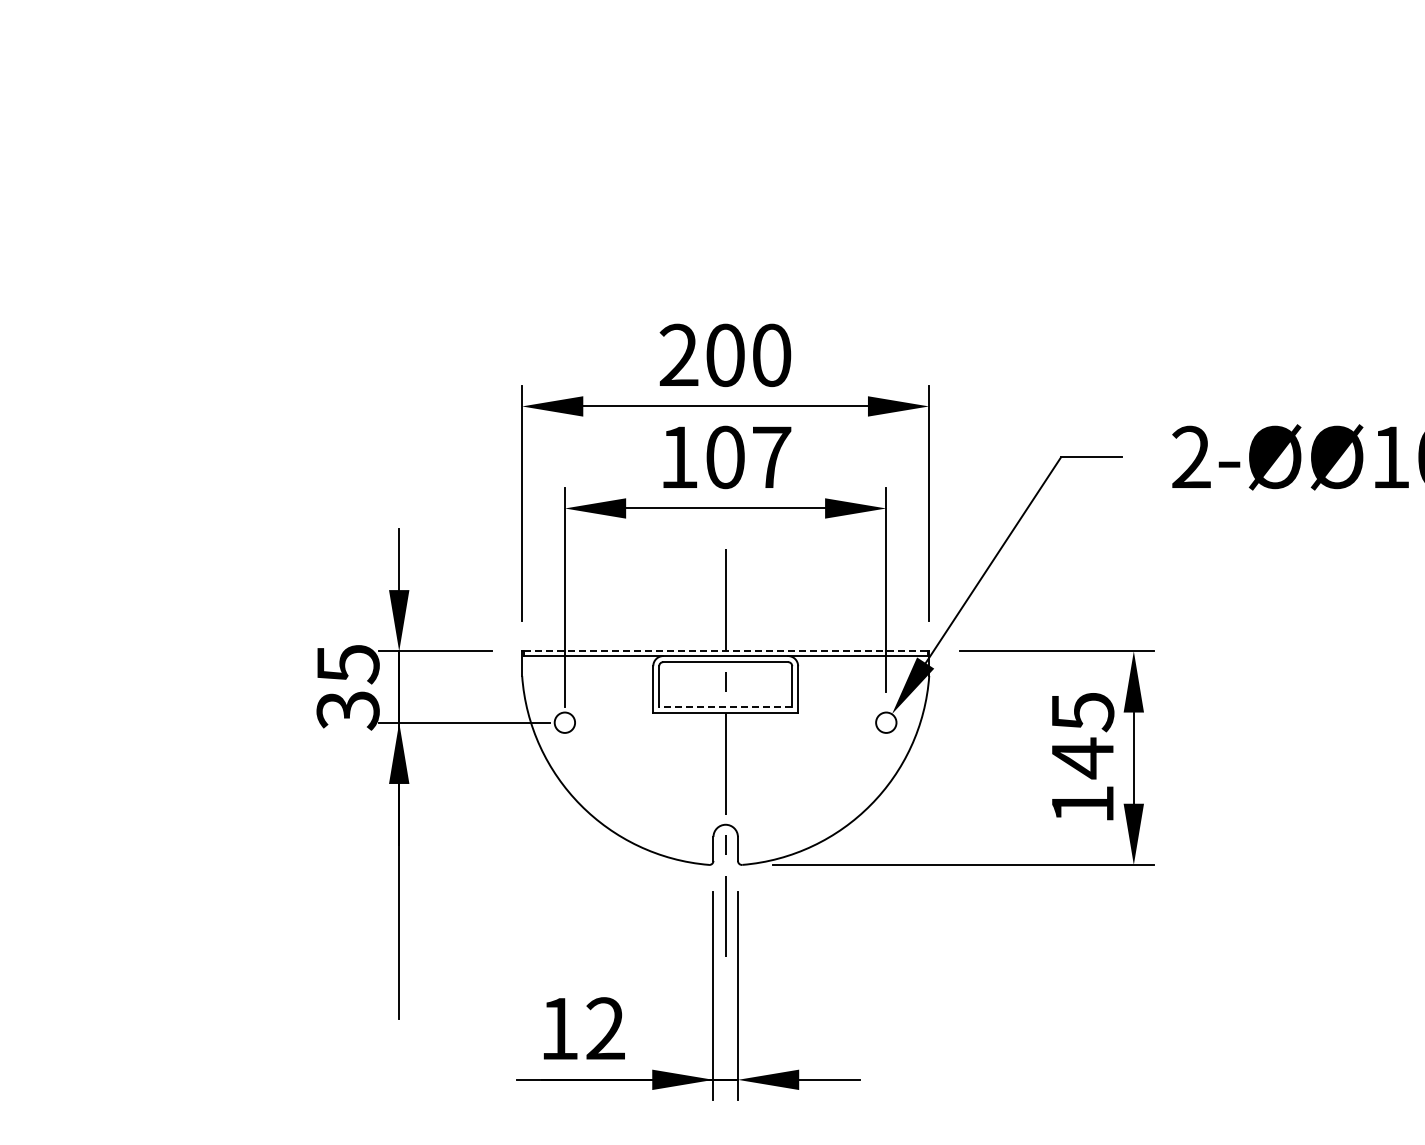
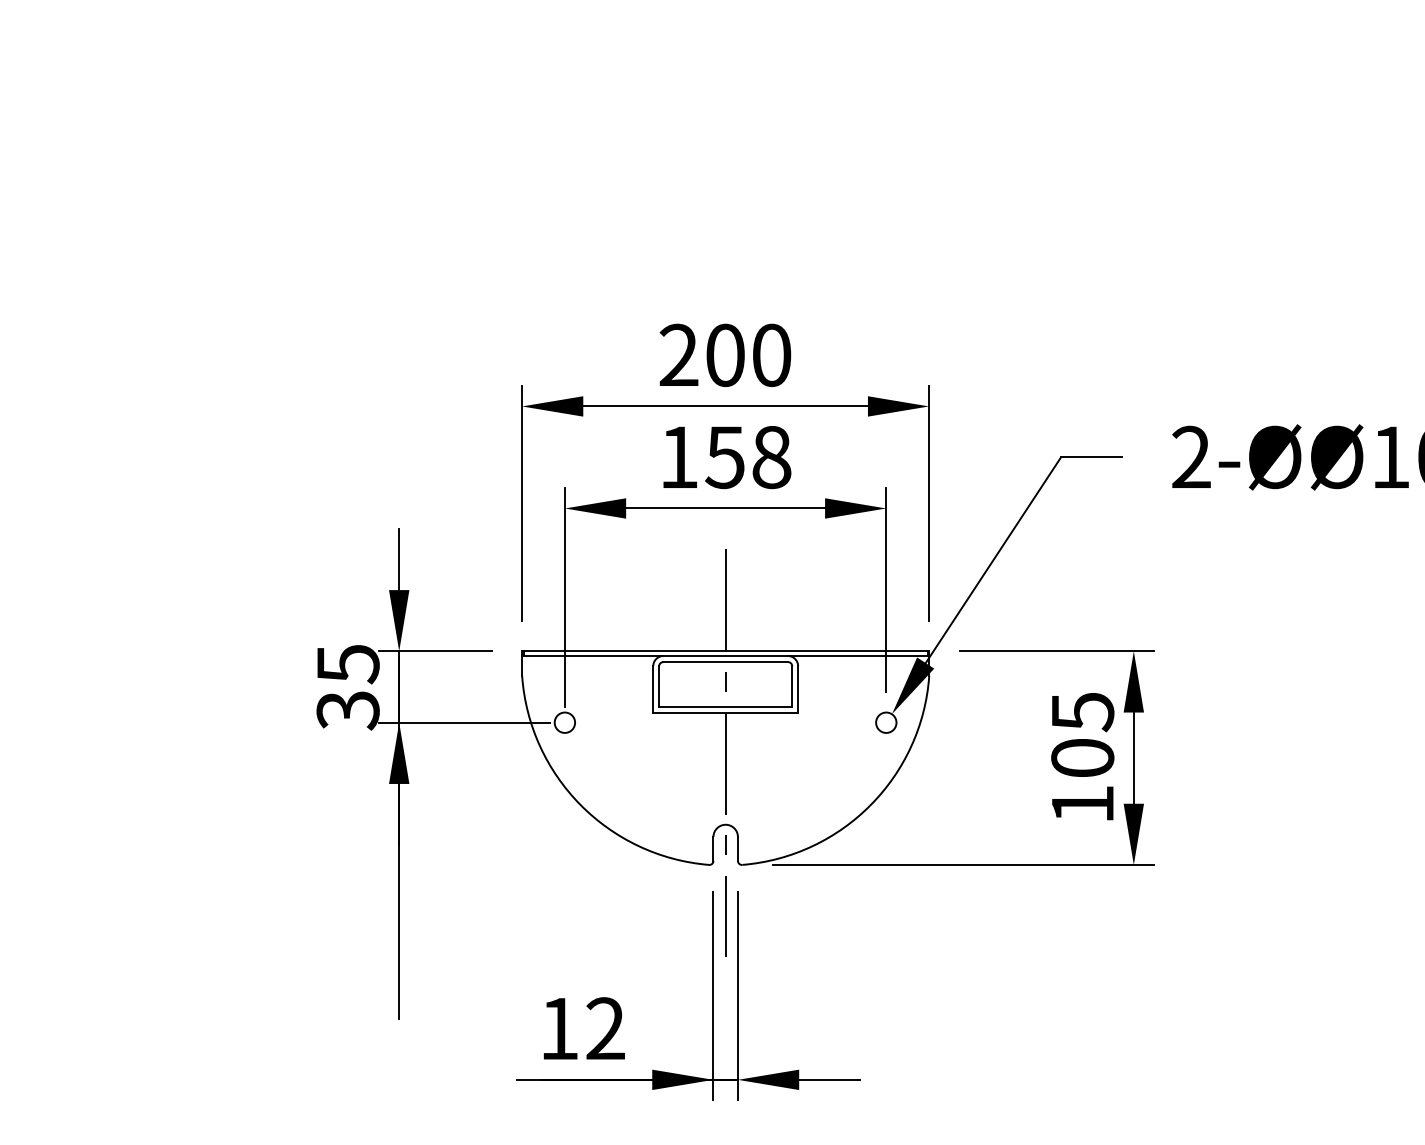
text: 107 -> 158 (748, 457)
line: dashed -> solid (726, 651)
line: dashed -> solid (725, 707)
text: 145 -> 105 (1082, 758)
